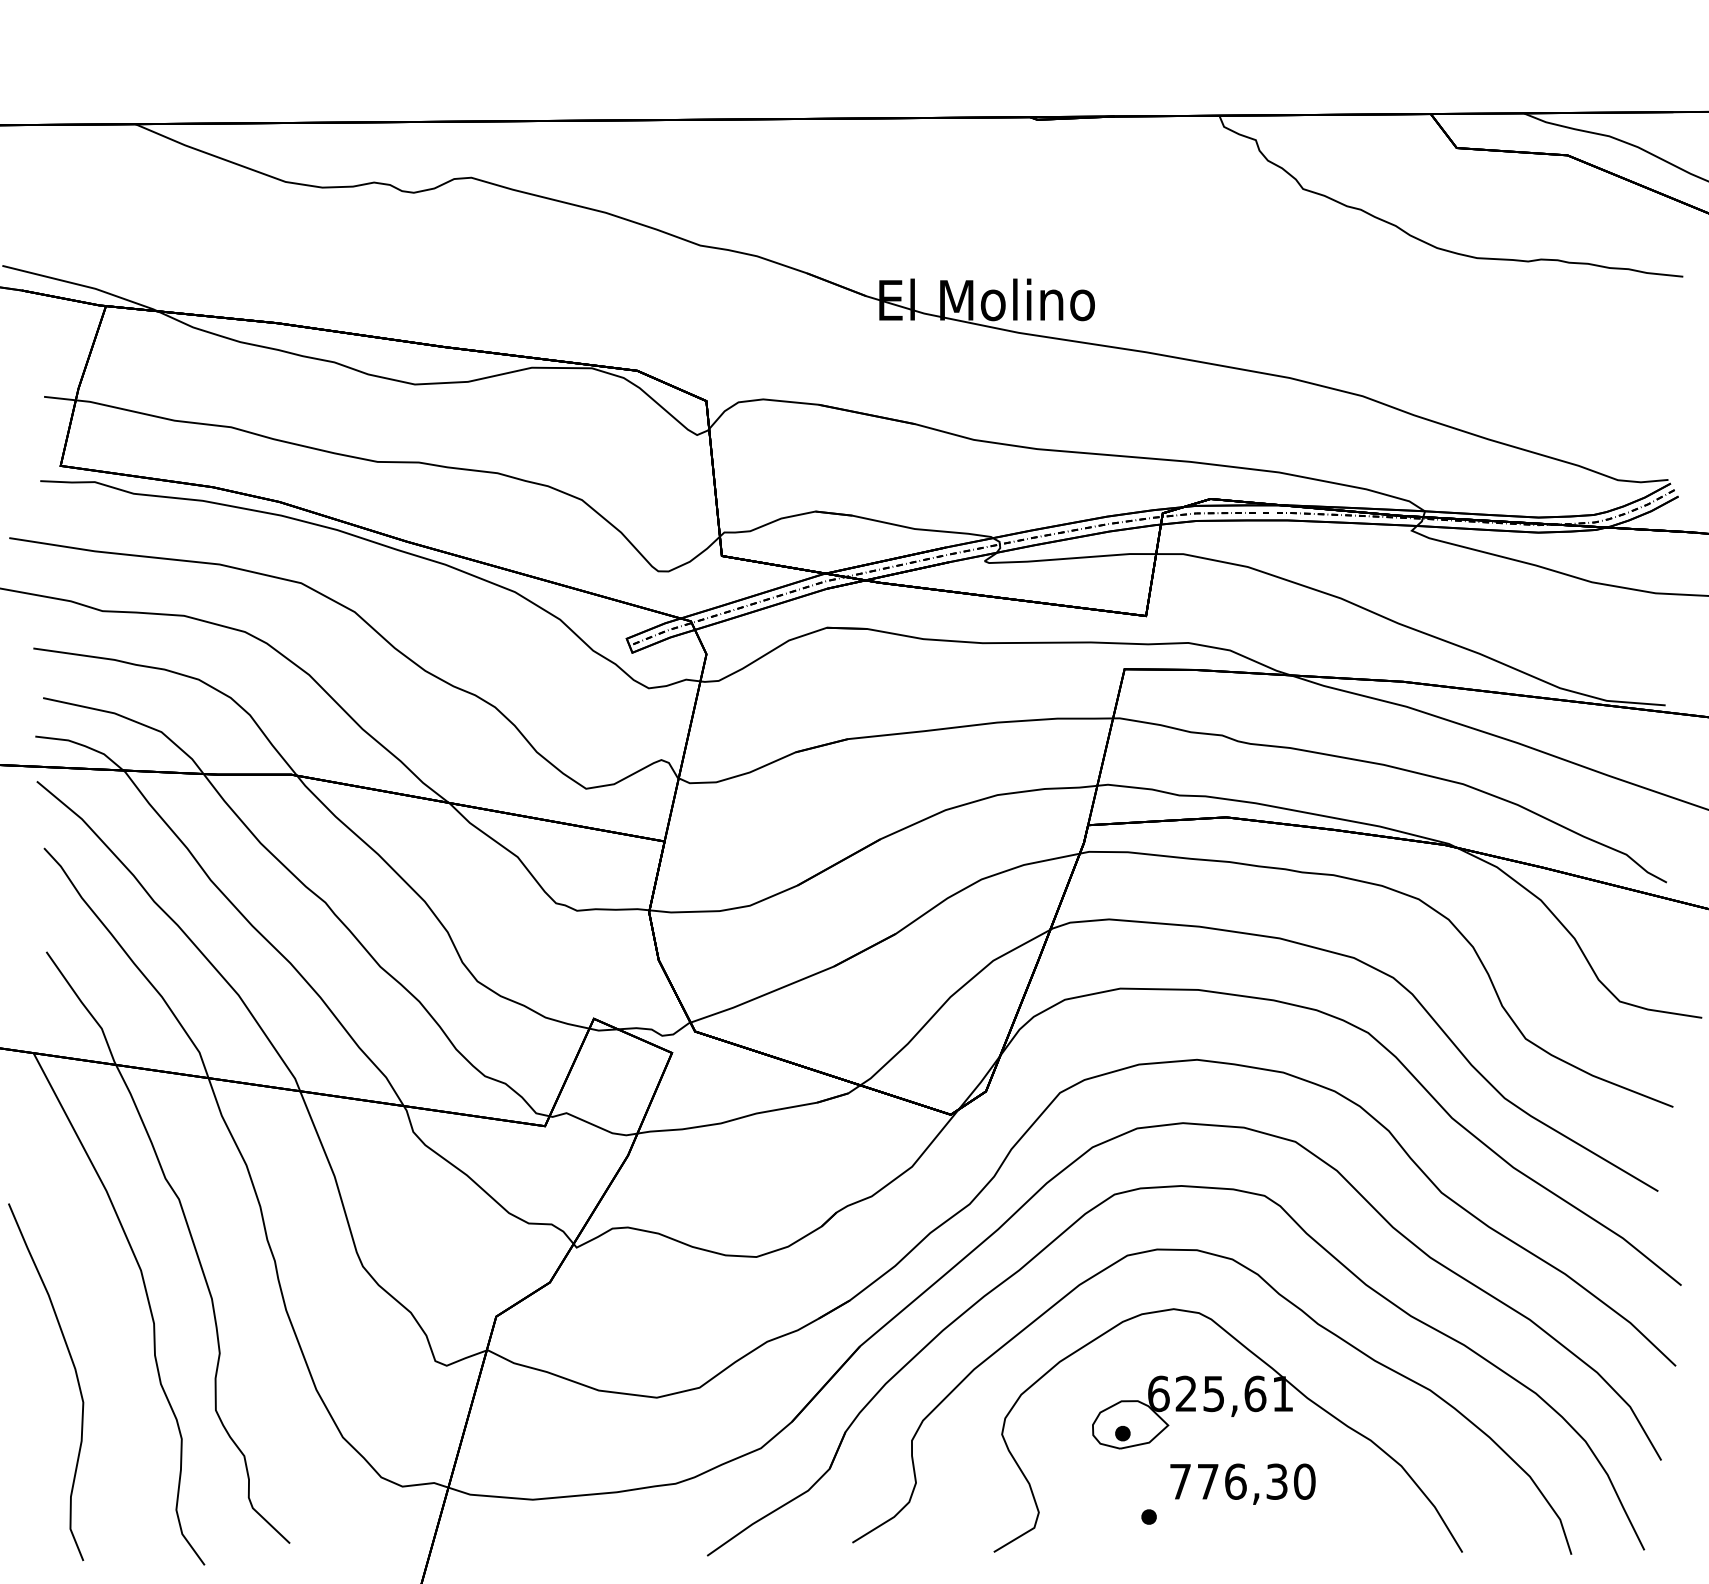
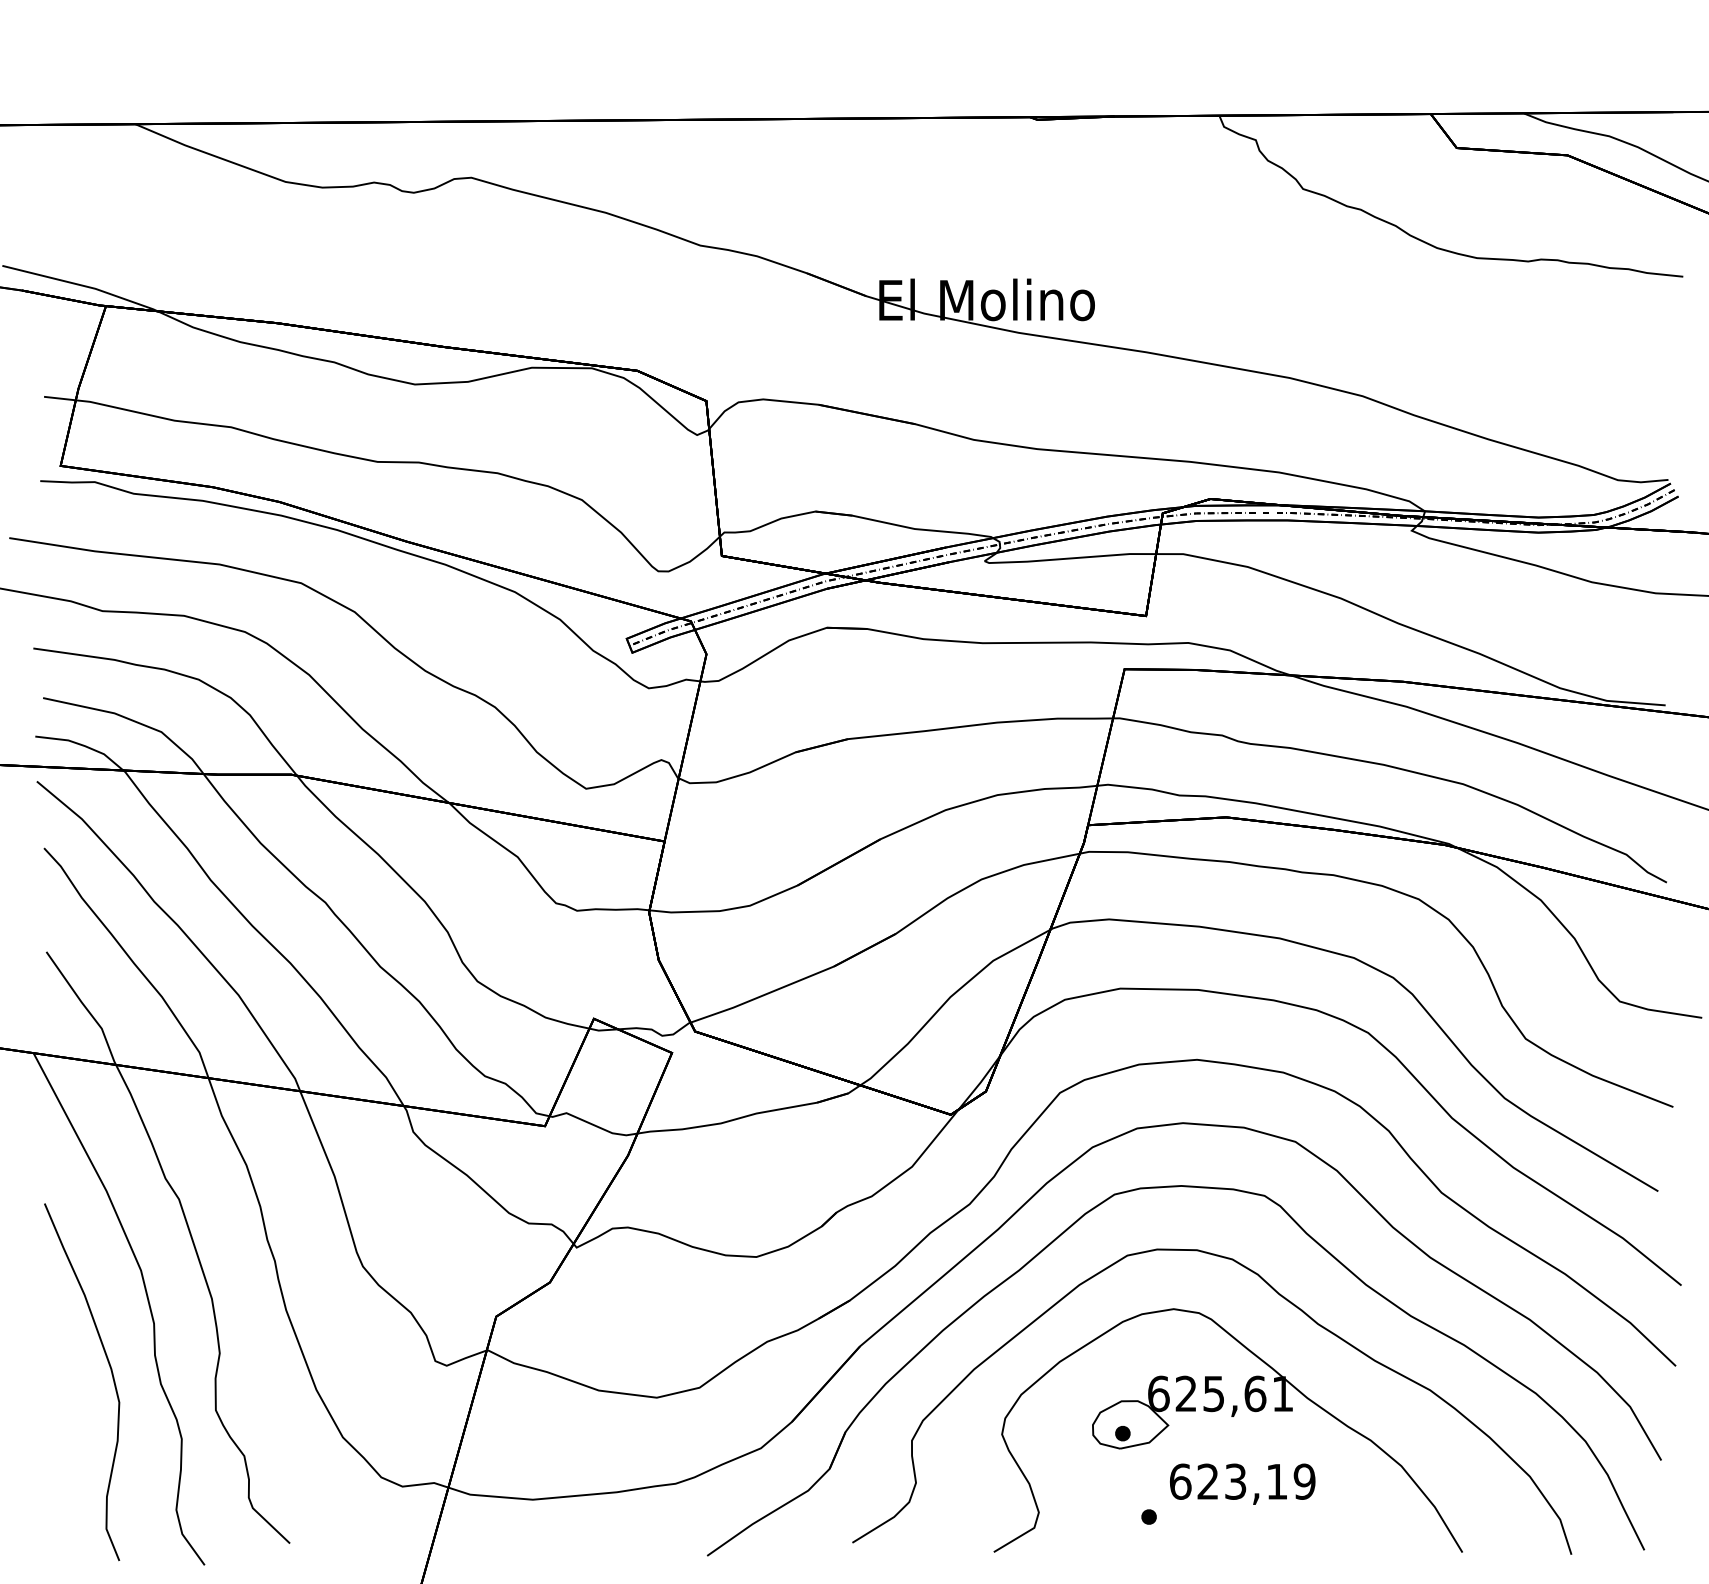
curve position: (75, 1374) -> (111, 1374) (111, 1374)
text: 776,30 -> 623,19 (1242, 1481)
